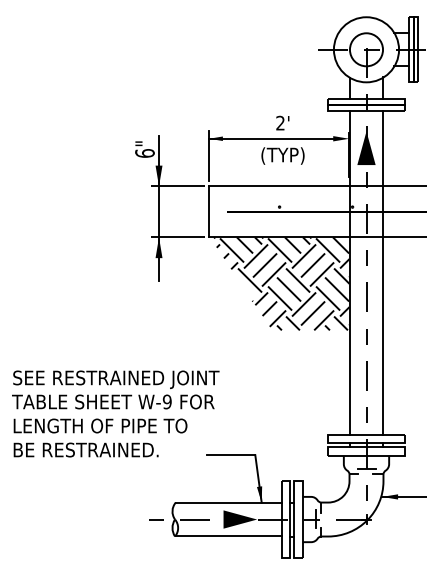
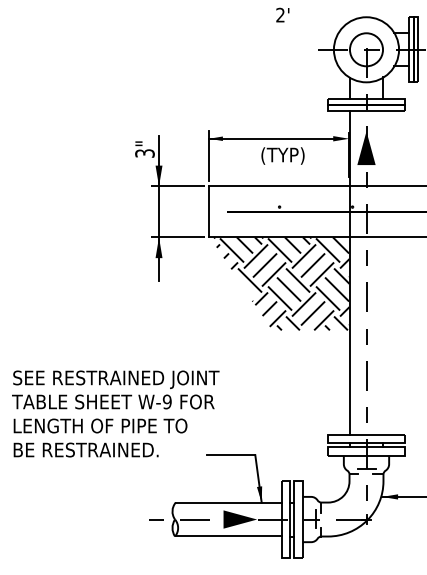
text position: (282, 122) -> (282, 14) (282, 14)
text: 6" -> 3" (144, 153)
line: present -> none (383, 272)
